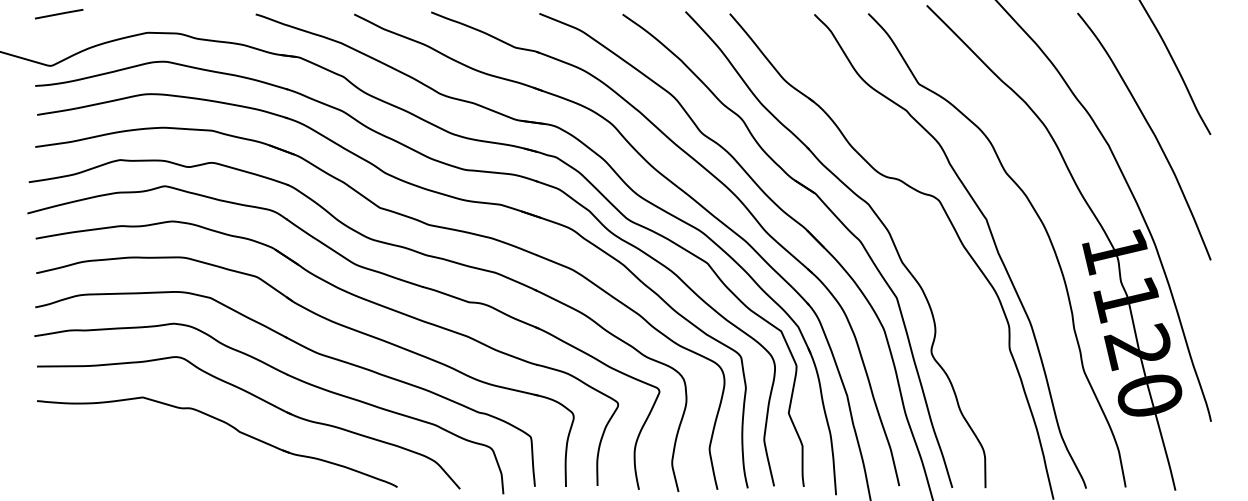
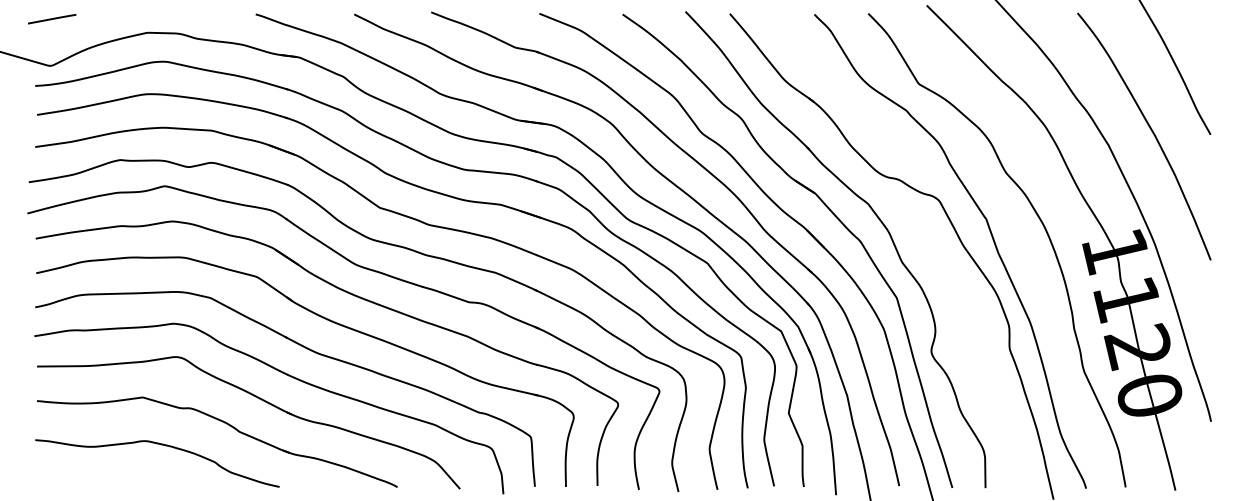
line position: (59, 14) -> (52, 19) (52, 19)
curve: none -> present (161, 445)
